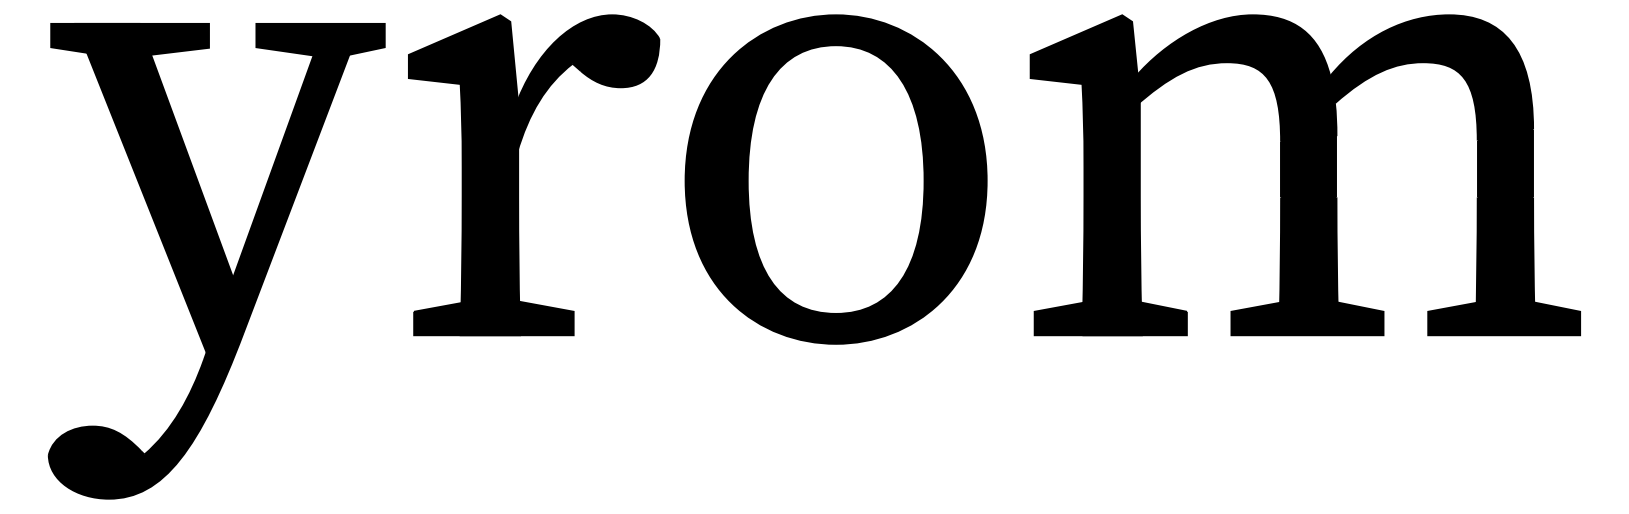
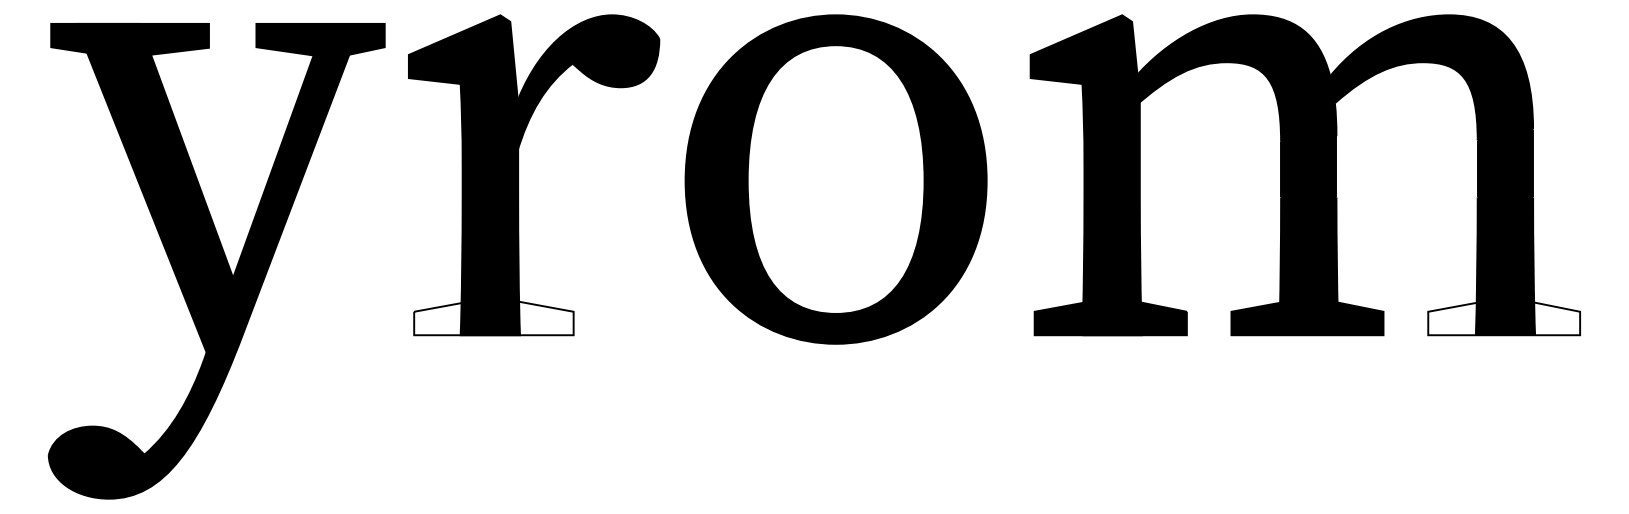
fill: present -> none (493, 316)
fill: present -> none (1504, 316)
